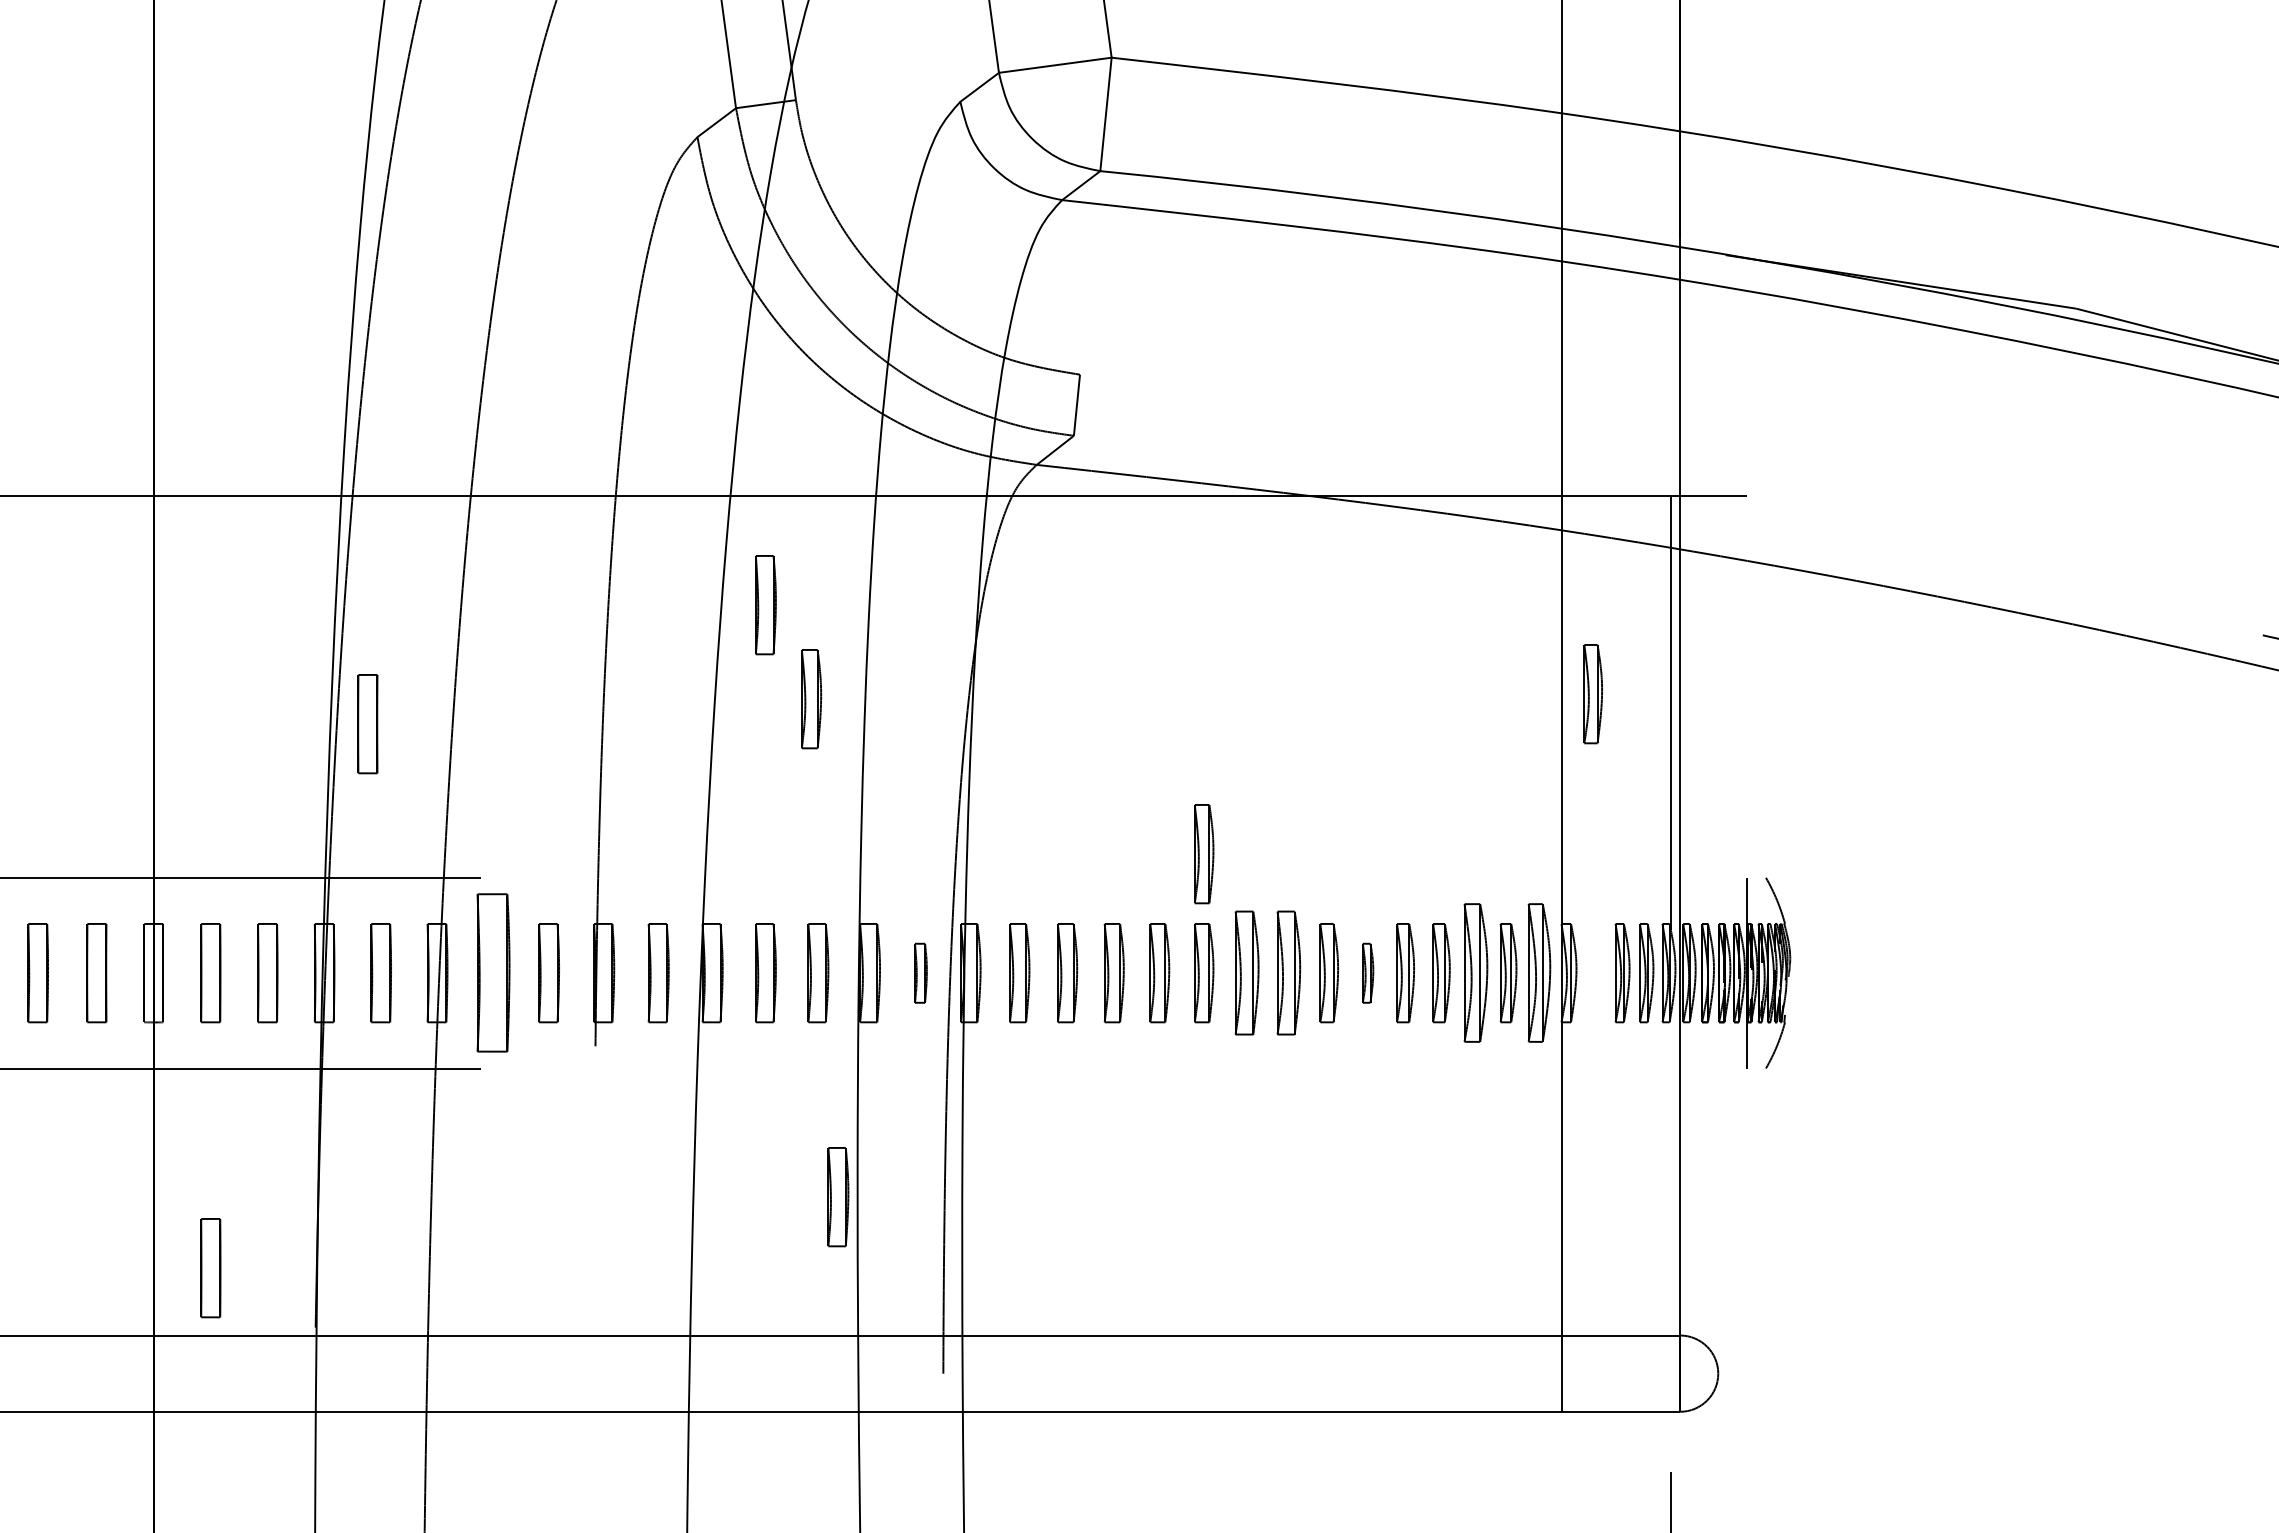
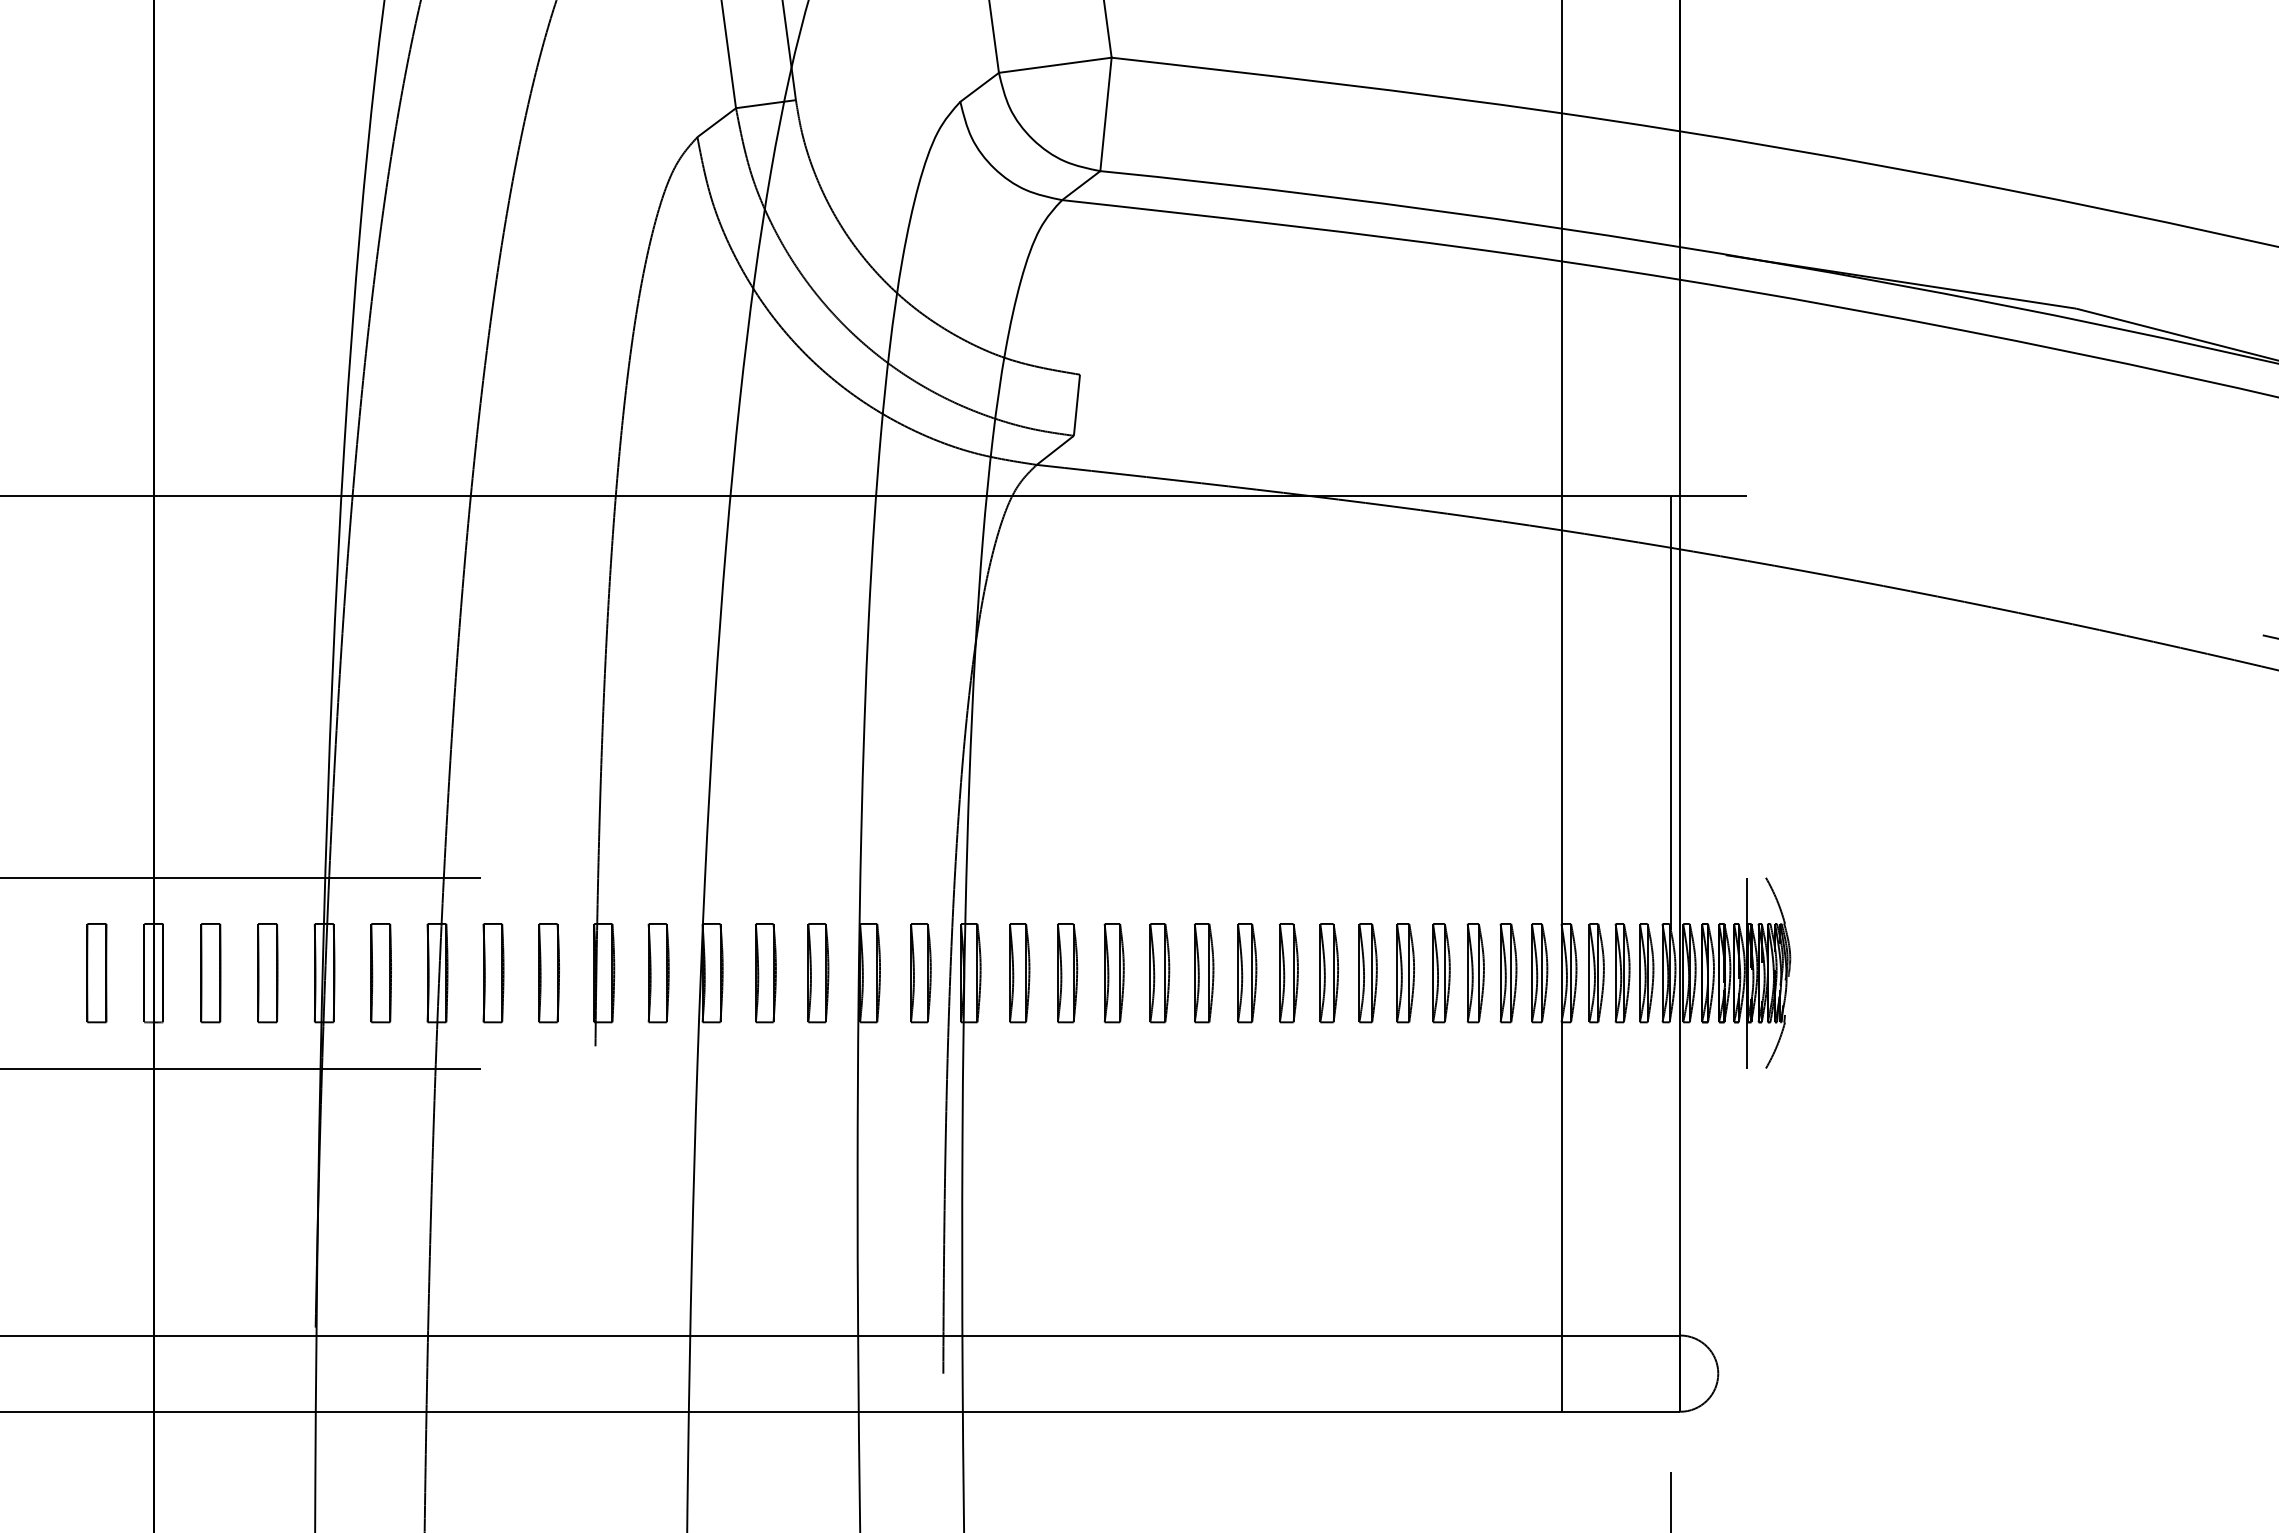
part: present -> none (765, 605)
part: present -> none (1592, 694)
part: present -> none (811, 699)
part: present -> none (367, 724)
part: present -> none (1204, 854)
part size: 35x160 px -> 23x101 px (493, 973)
part size: 14x62 px -> 22x101 px (920, 973)
part size: 26x126 px -> 21x101 px (1247, 973)
part size: 26x126 px -> 20x101 px (1288, 973)
part size: 13x62 px -> 20x101 px (1367, 973)
part size: 26x140 px -> 19x101 px (1475, 973)
part size: 25x140 px -> 18x101 px (1539, 973)
part: present -> none (37, 973)
part: none -> present (1596, 973)
part: present -> none (838, 1197)
part: present -> none (210, 1268)
